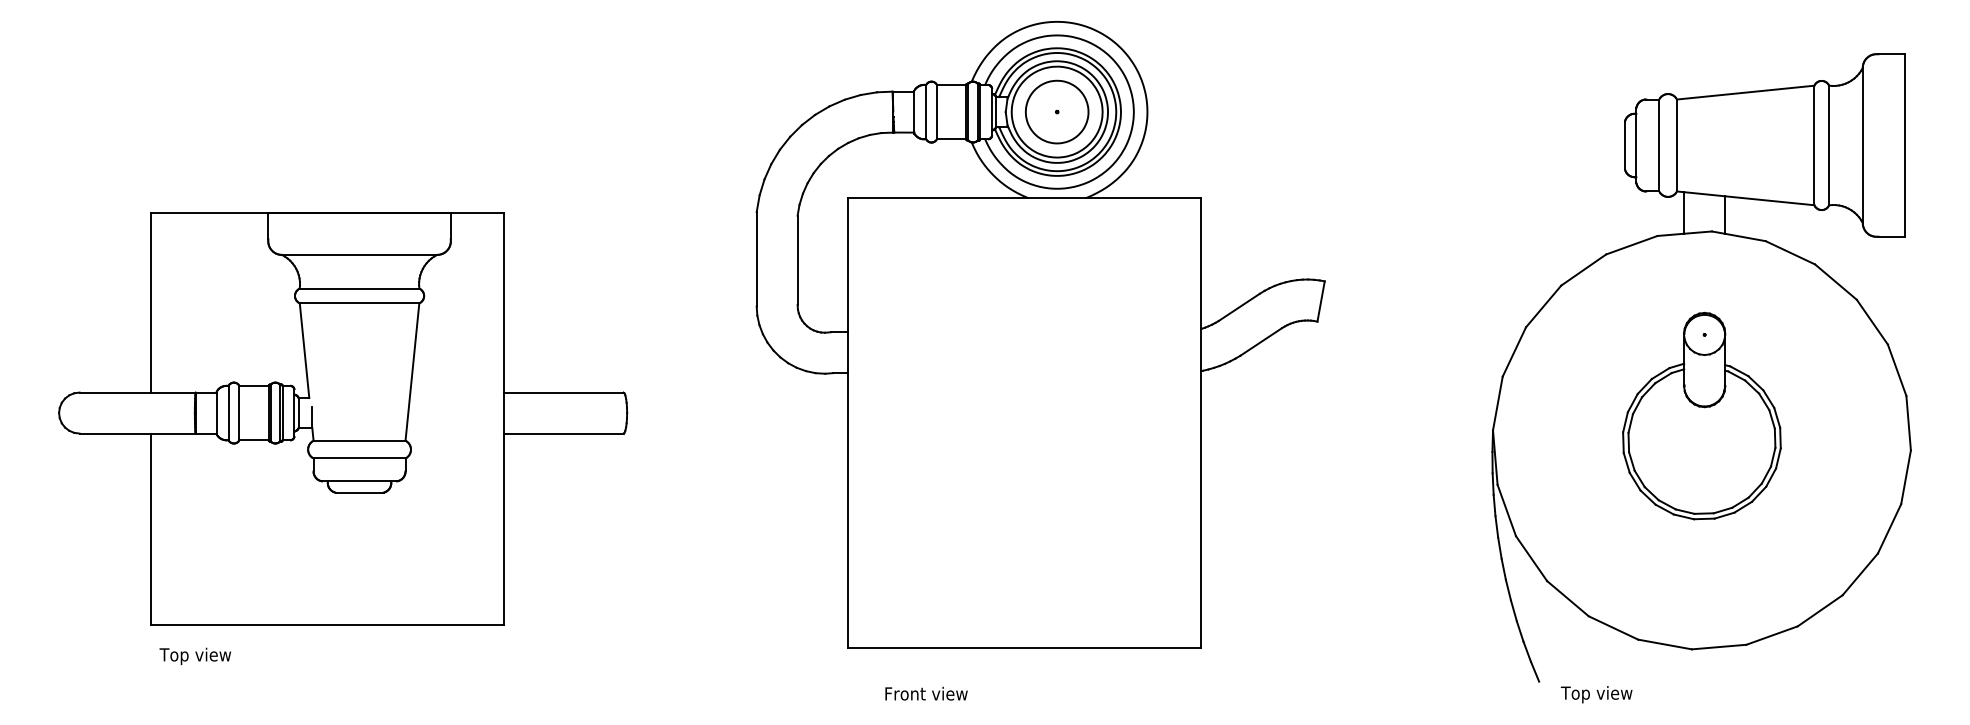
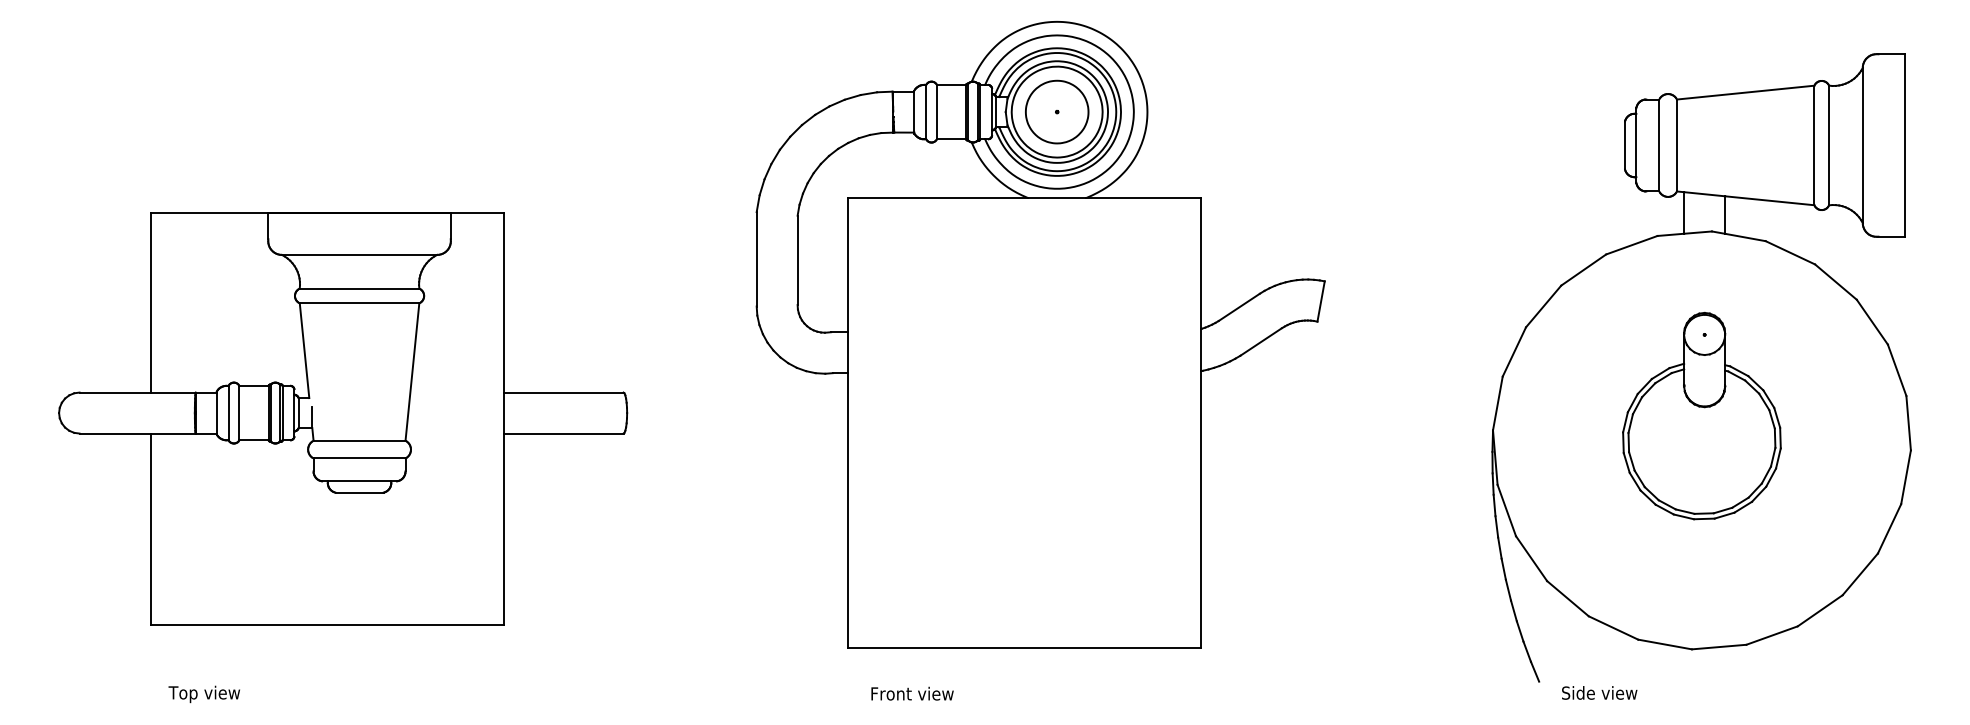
text position: (194, 656) -> (203, 694) (203, 694)
text position: (926, 693) -> (912, 693) (912, 693)
text: Top view -> Side view (1598, 694)
